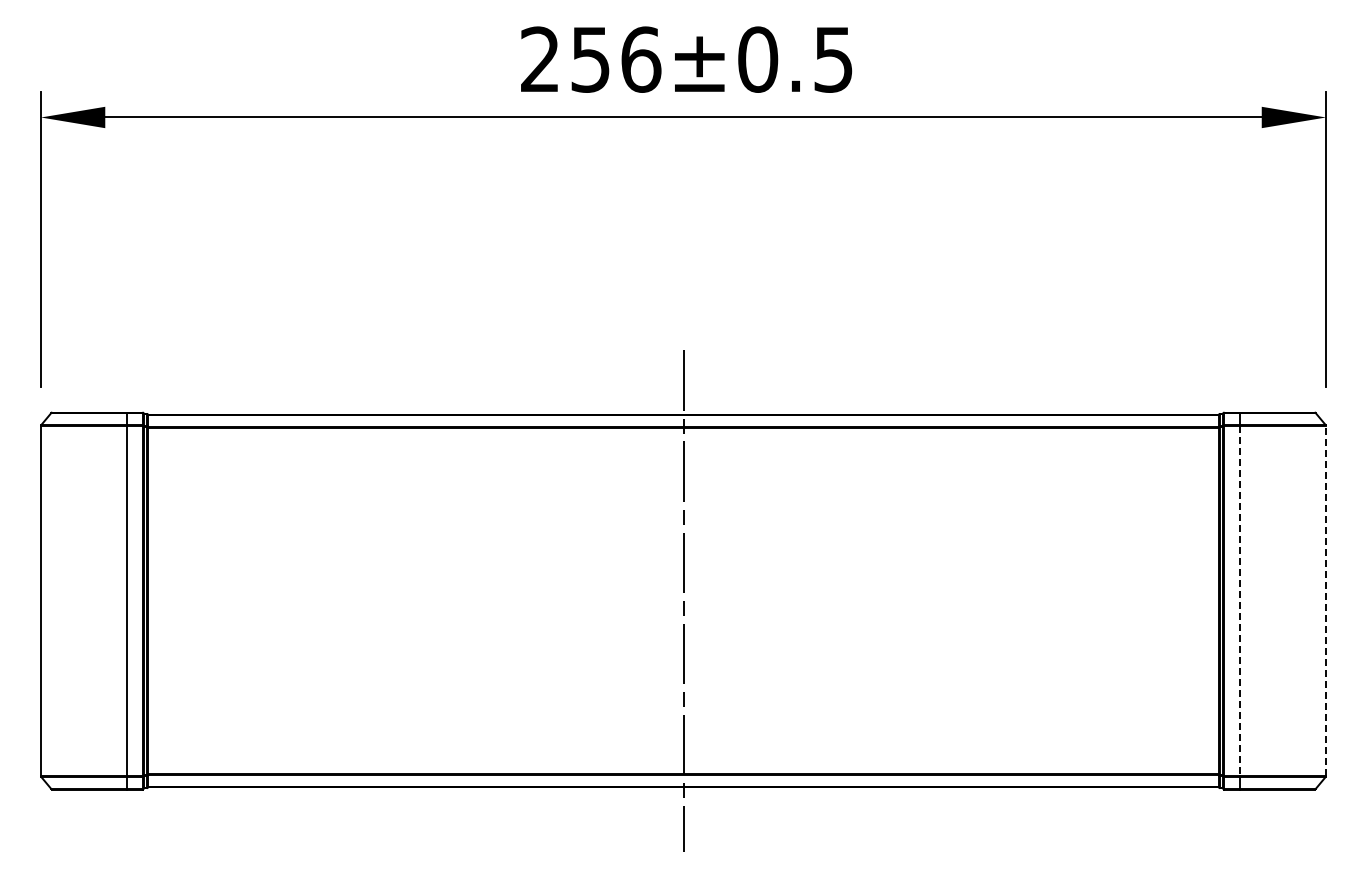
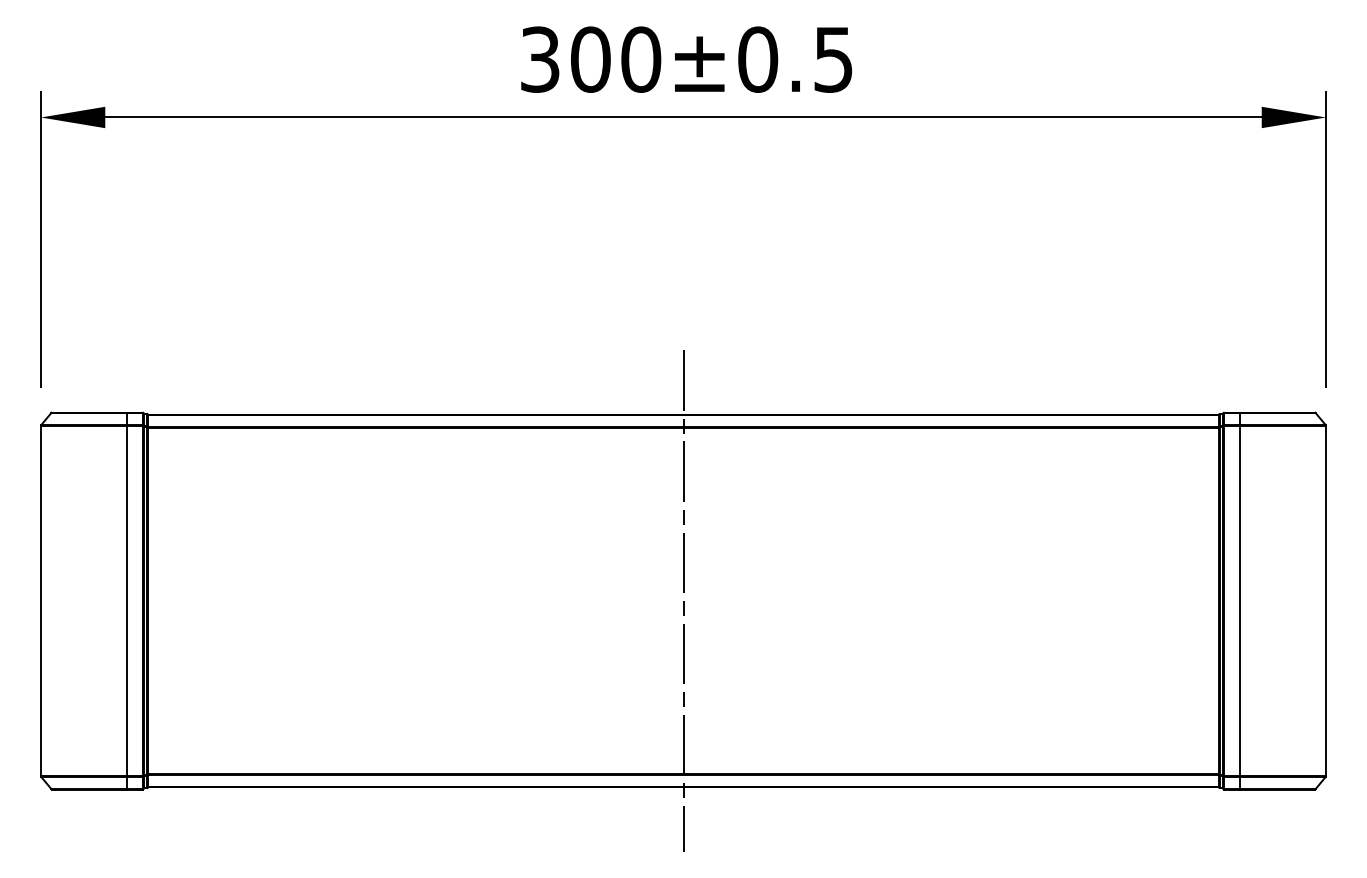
text: 256±0.5 -> 300±0.5 (591, 59)
line: dashed -> solid (1325, 600)
line: dashed -> solid (1240, 601)
